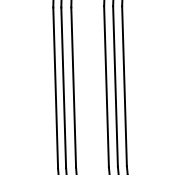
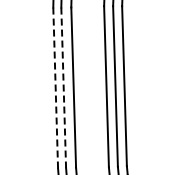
line: solid -> dashed (55, 88)
line: solid -> dashed (63, 88)
